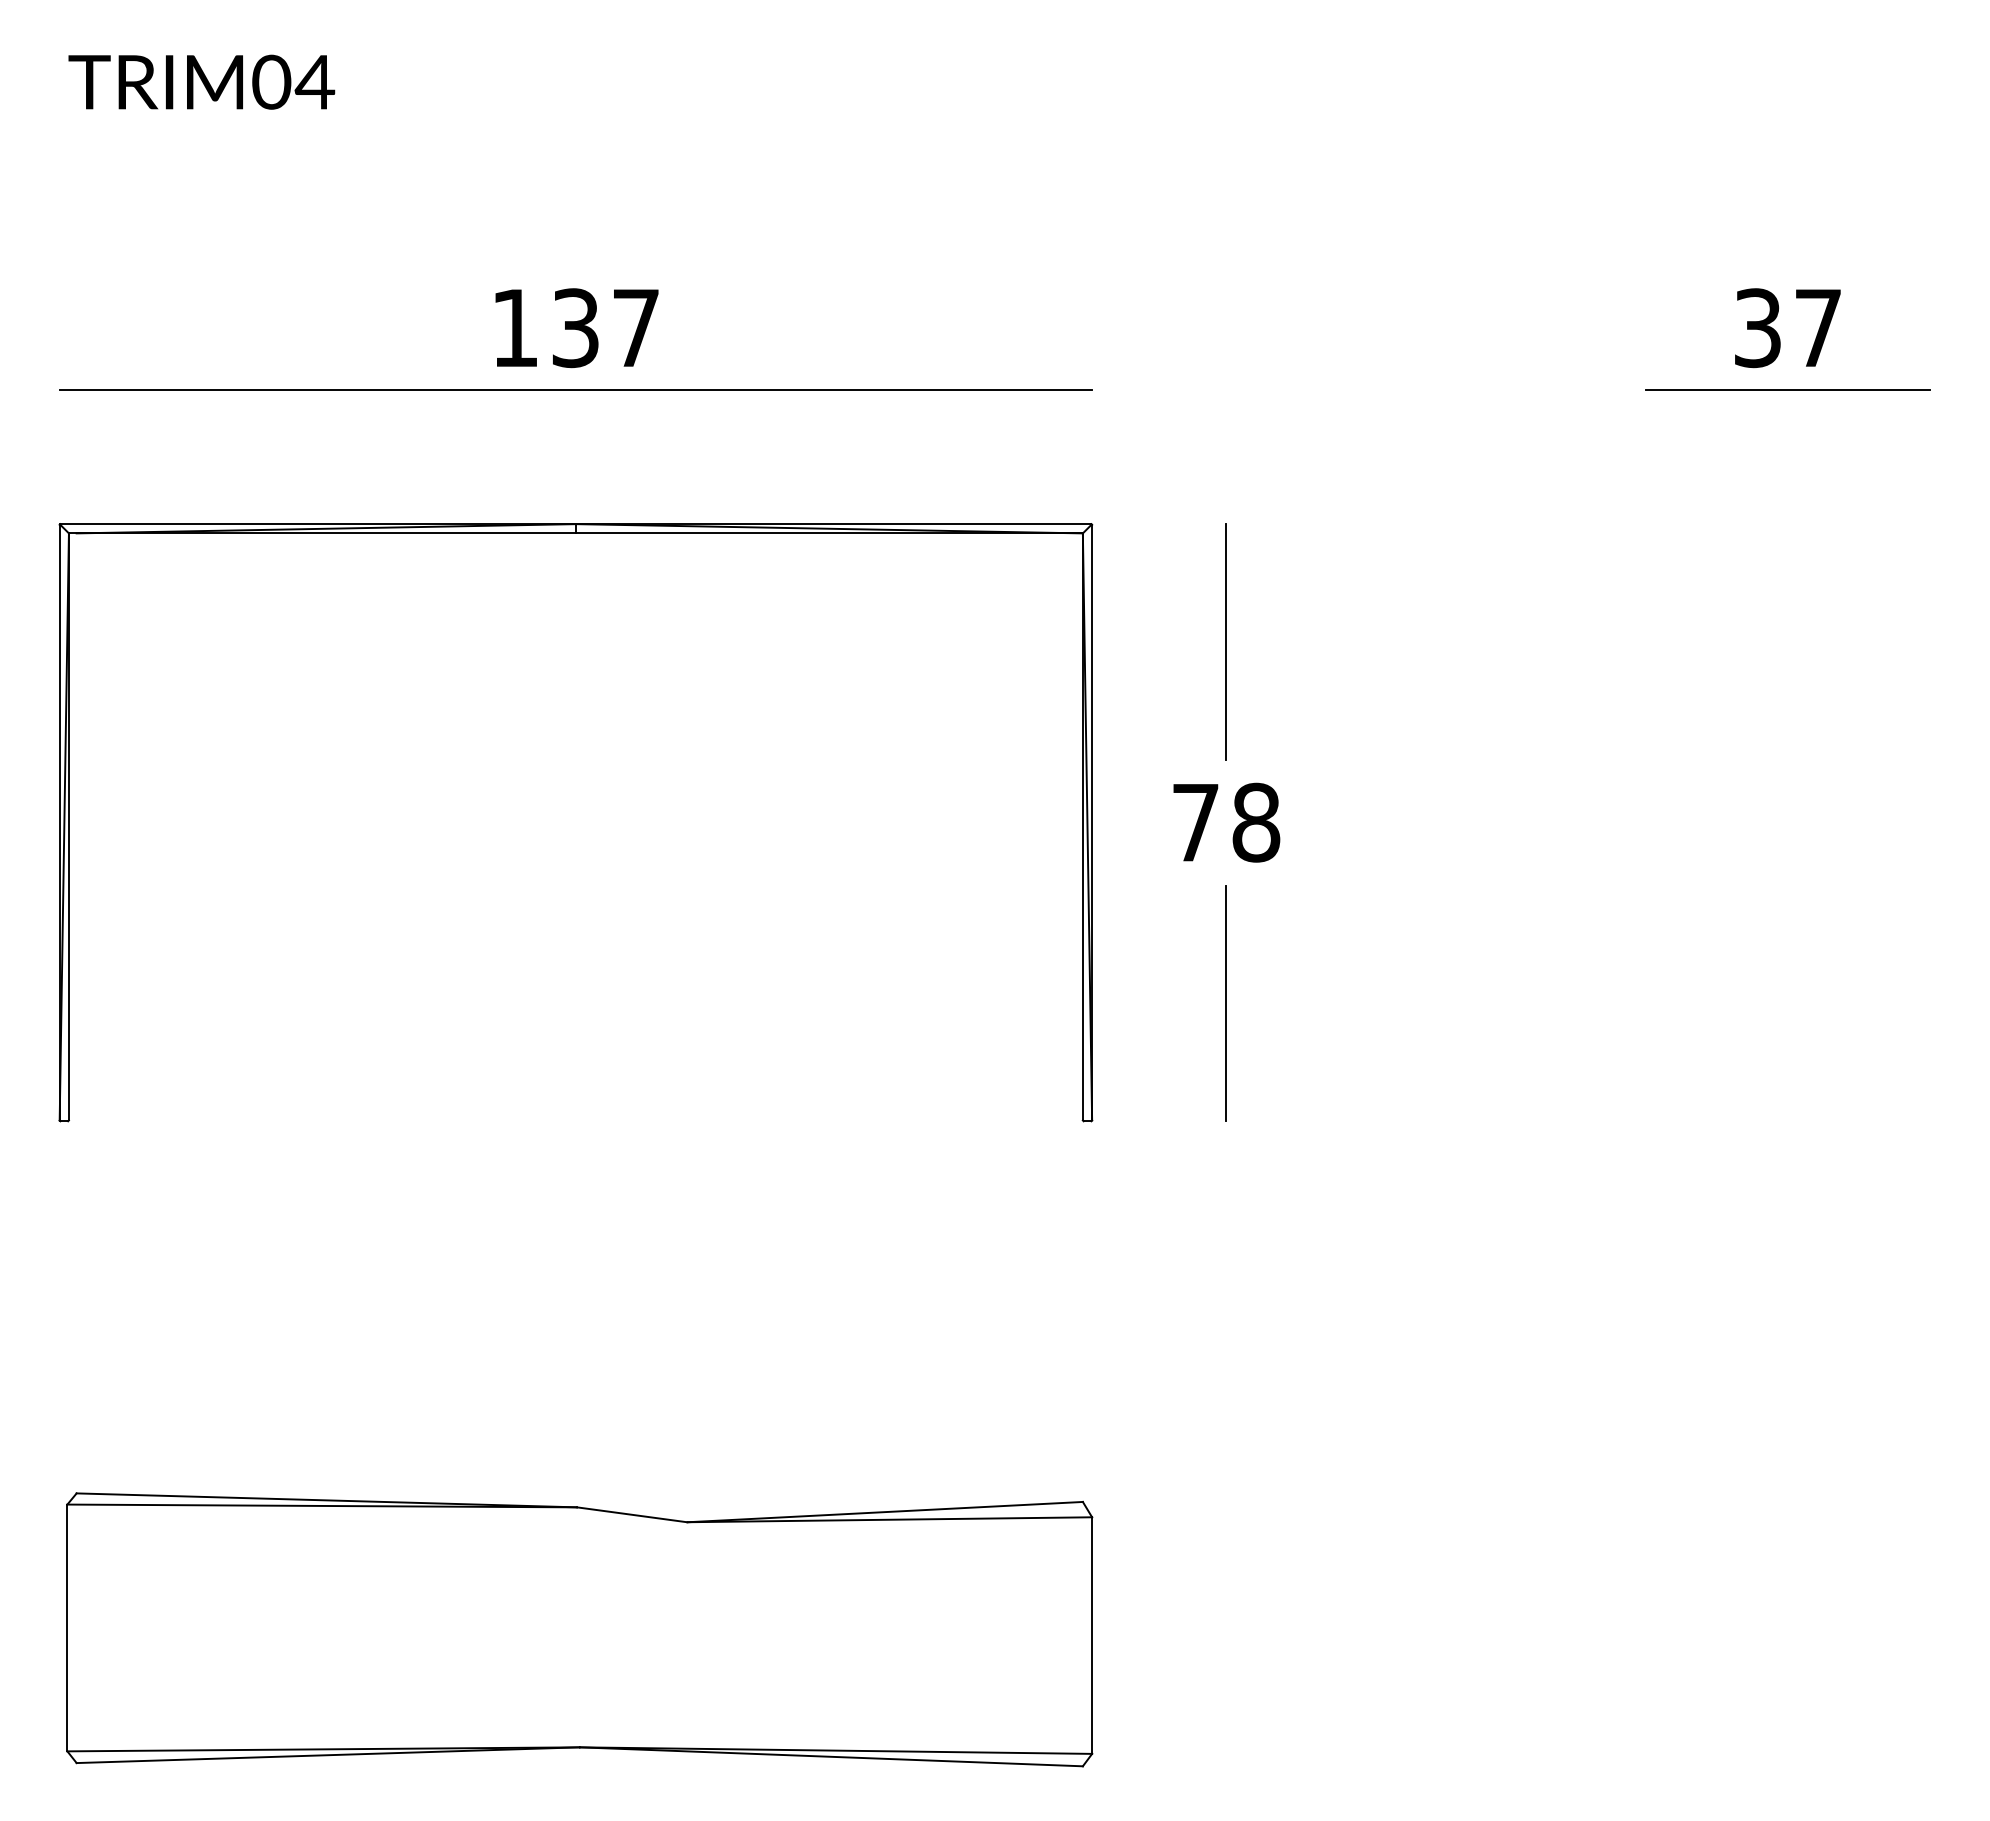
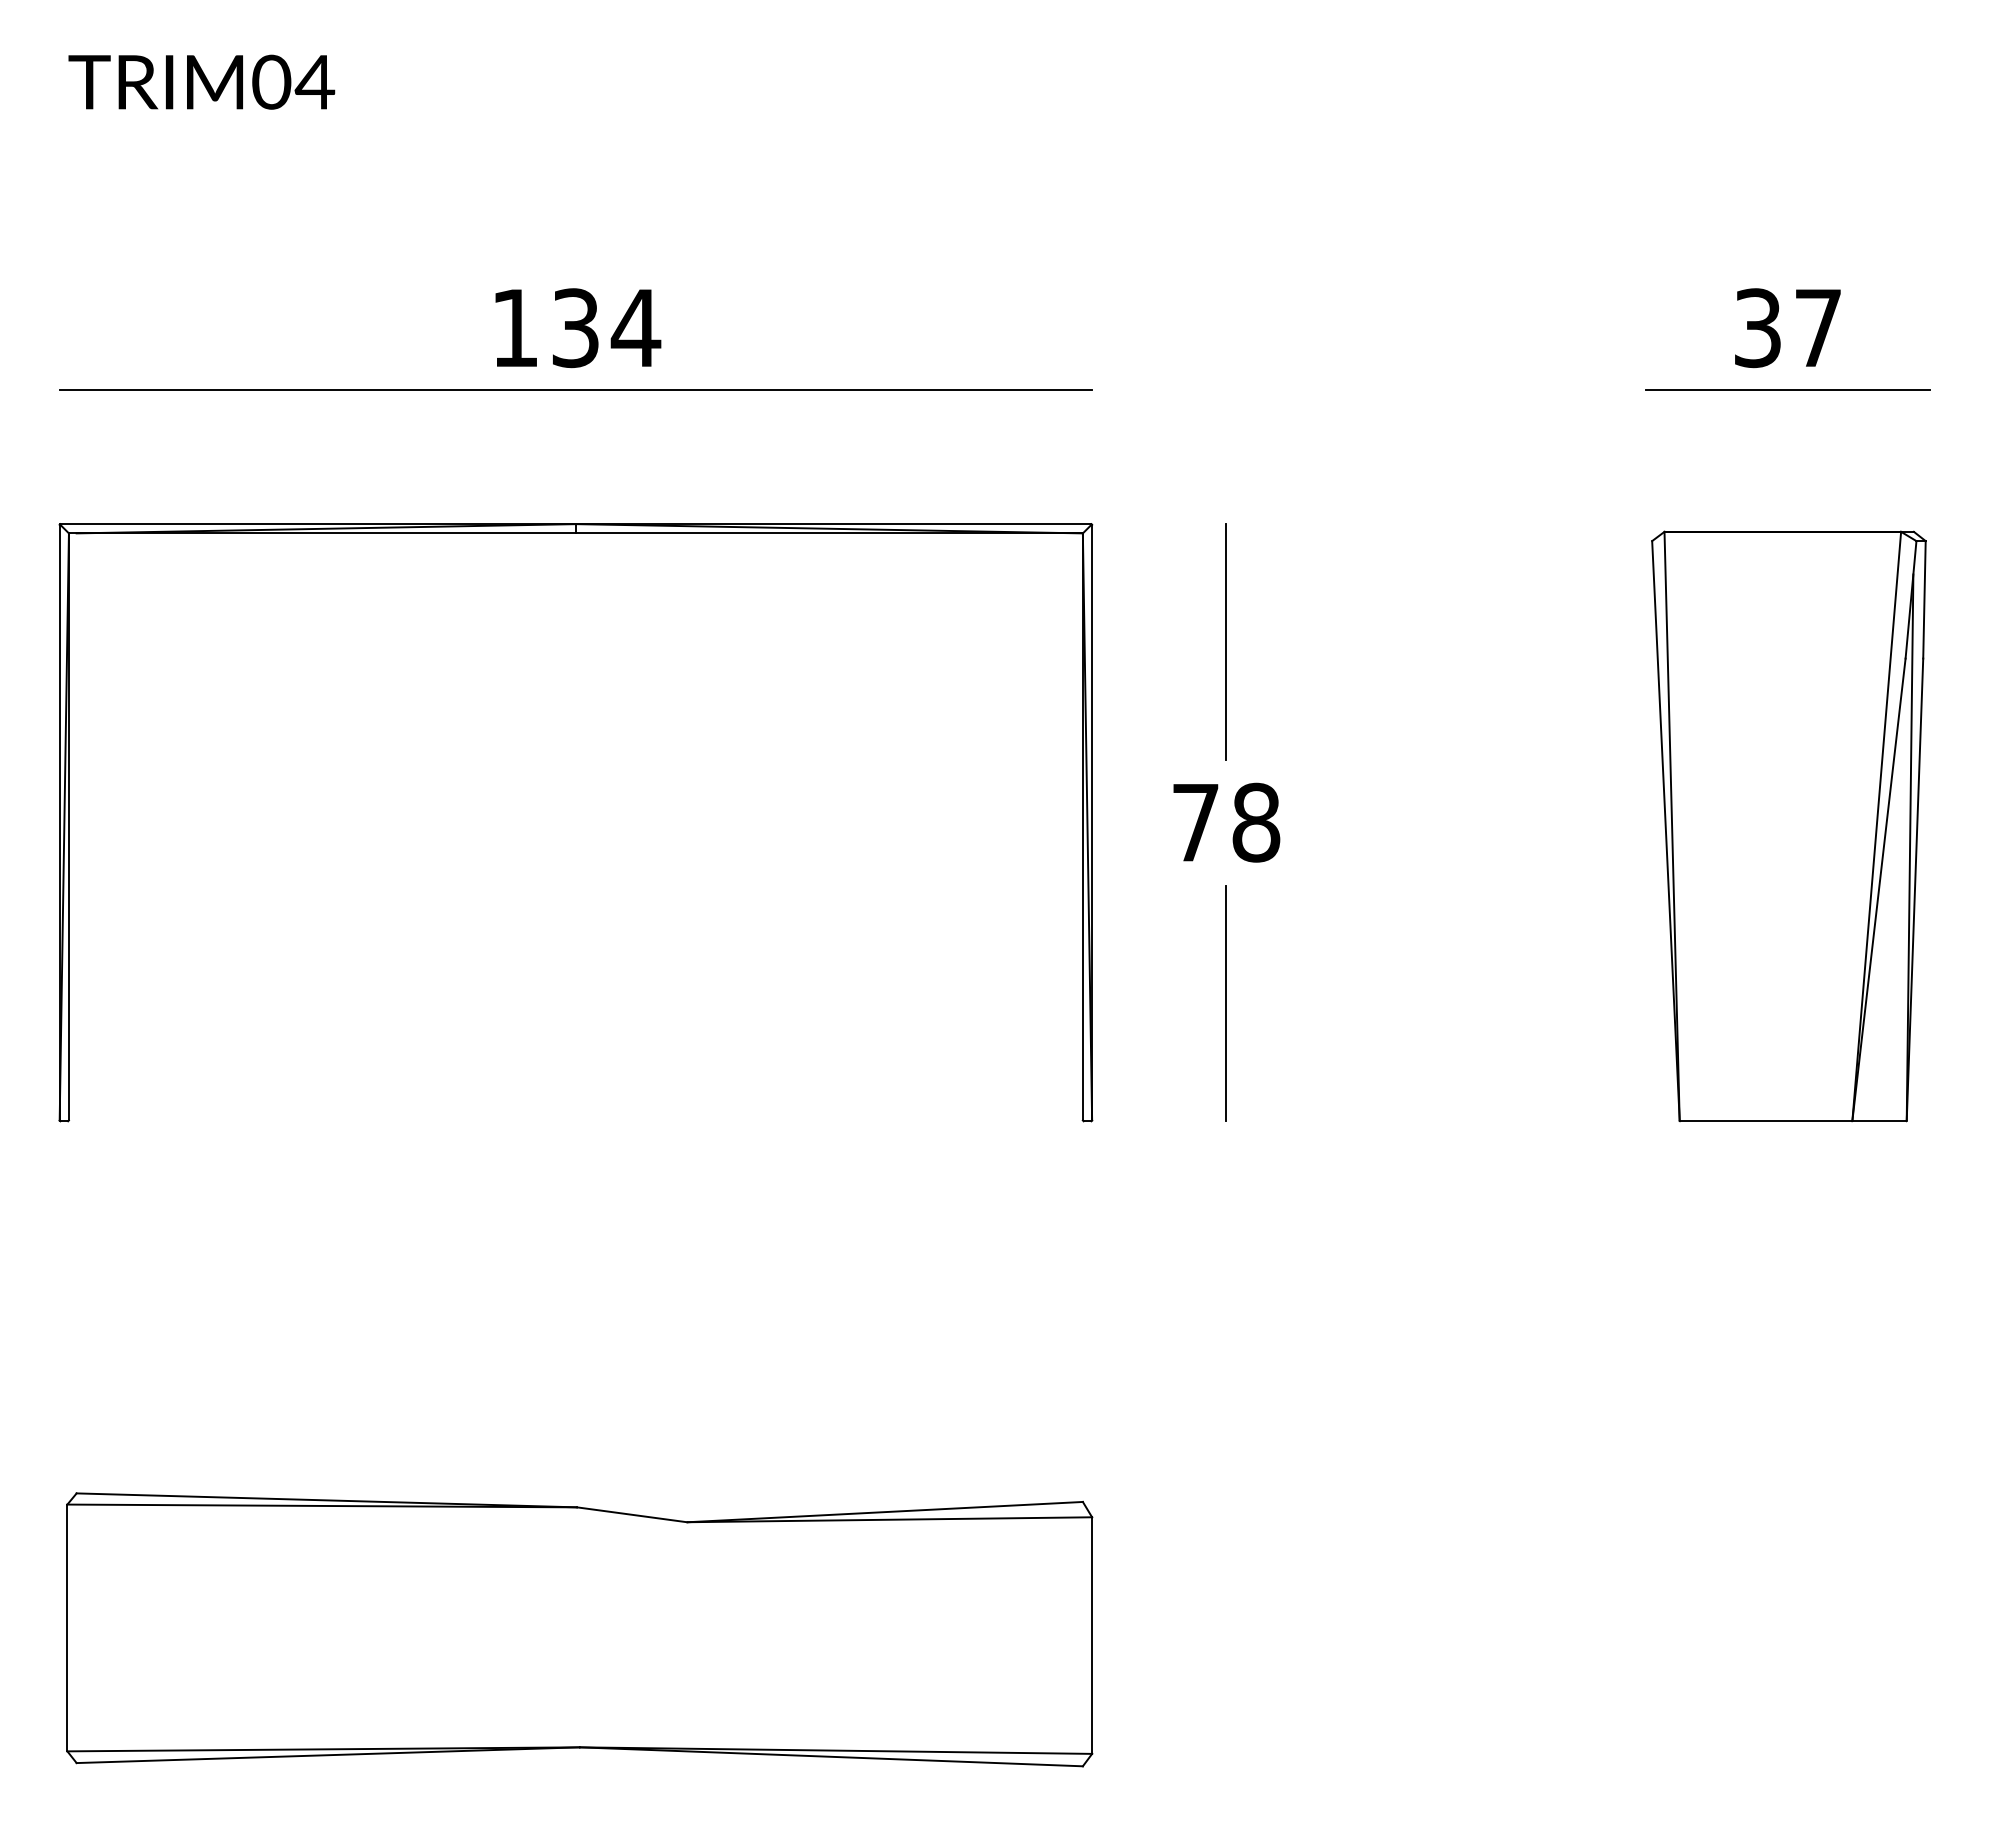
text: 137 -> 134 (635, 327)
part: none -> present (1788, 826)
